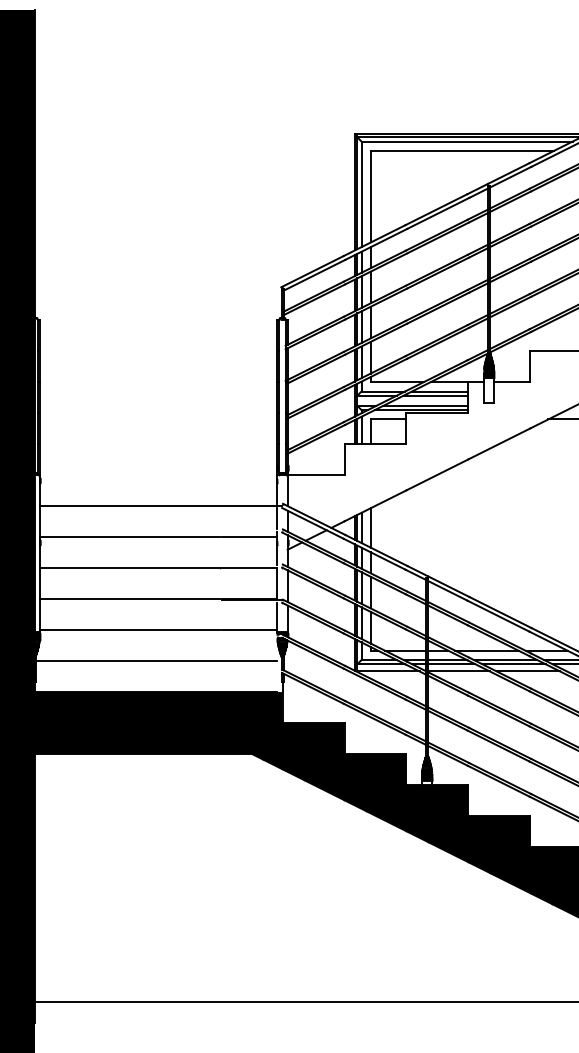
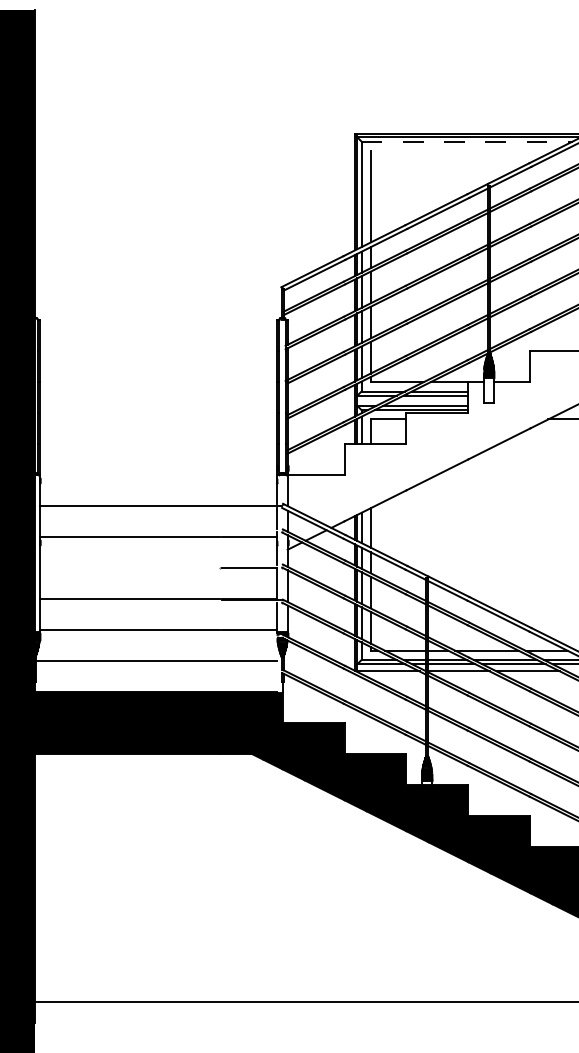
line: solid -> dashed (467, 141)
line: present -> none (462, 150)
line: present -> none (129, 568)
